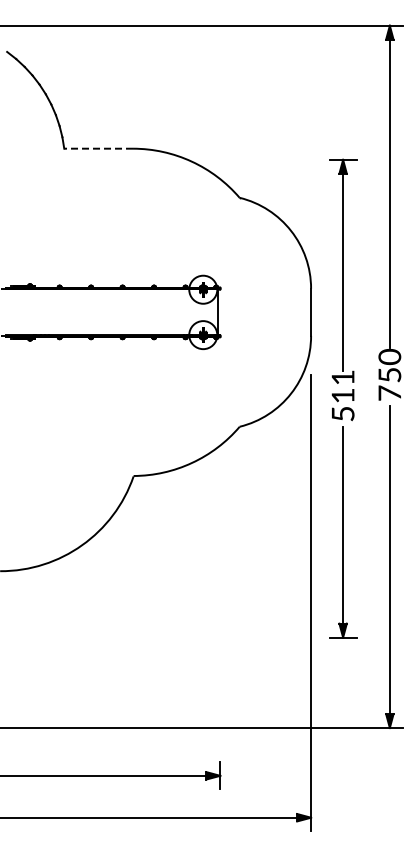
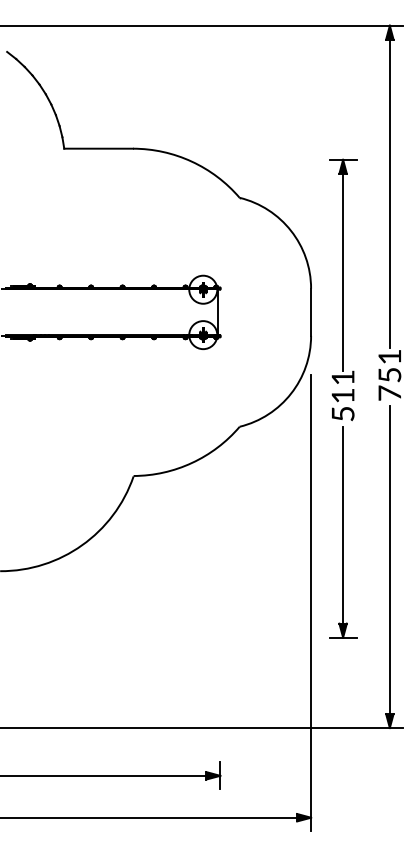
line: dashed -> solid (98, 148)
text: 750 -> 751 (389, 357)
